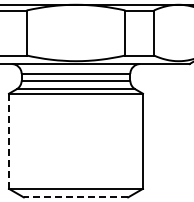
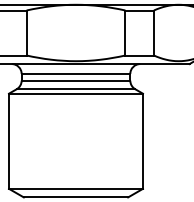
line: dashed -> solid (9, 141)
line: dashed -> solid (75, 197)
